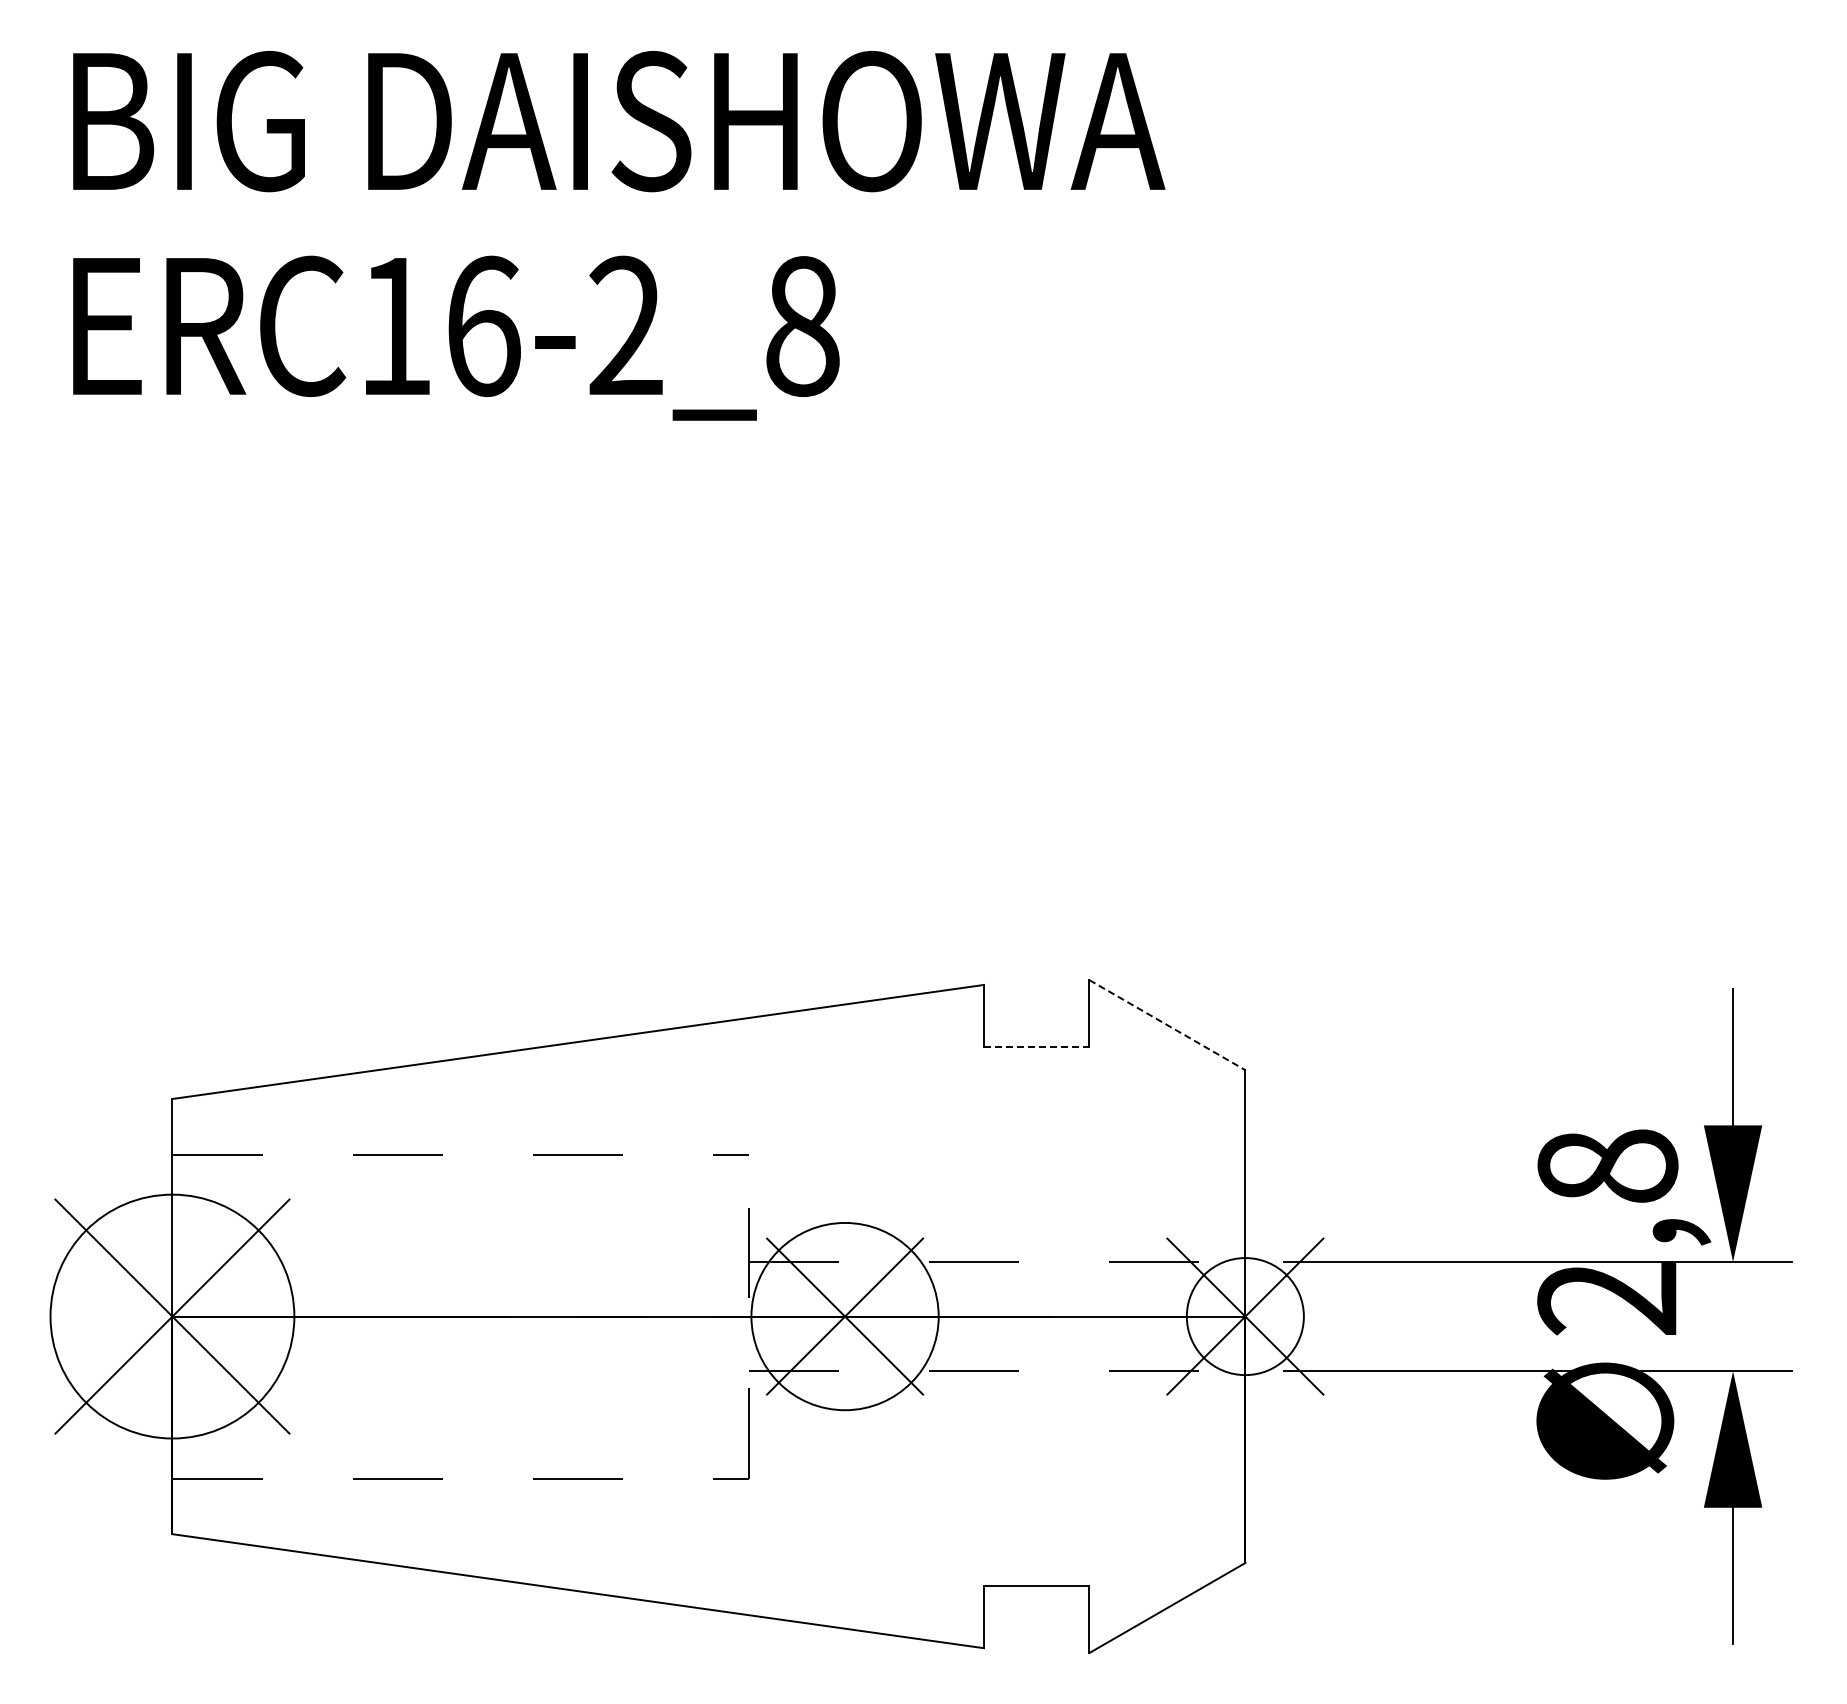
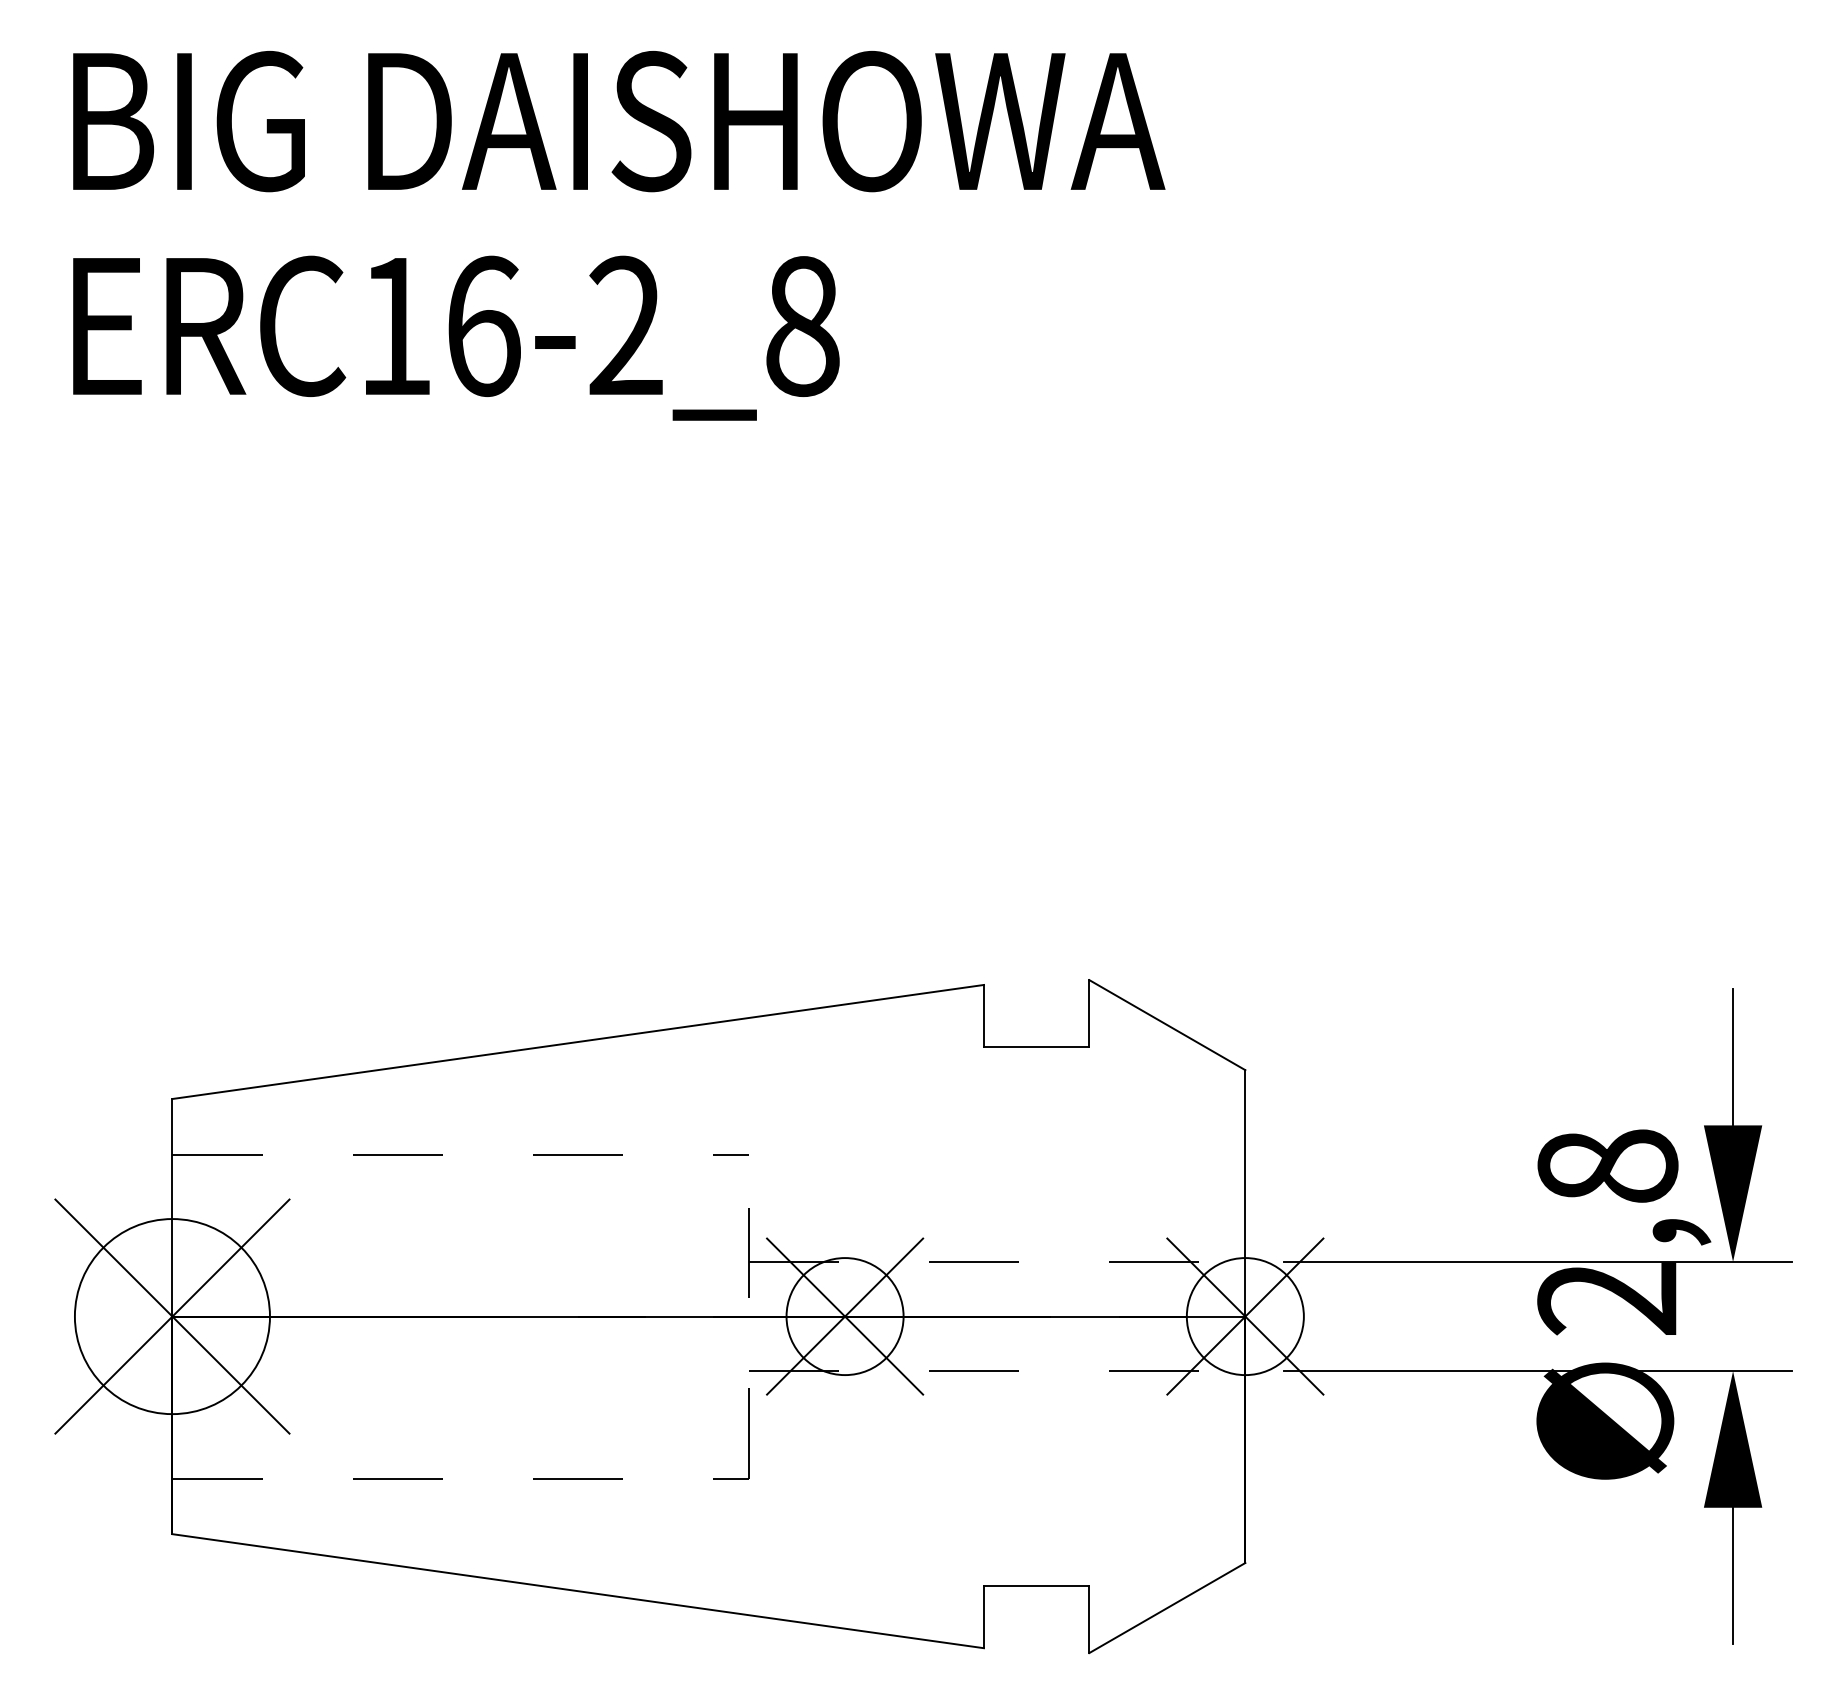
line: dashed -> solid (1167, 1025)
line: dashed -> solid (1036, 1047)
circle diameter: 244 px -> 195 px (171, 1316)
circle diameter: 187 px -> 117 px (844, 1316)
